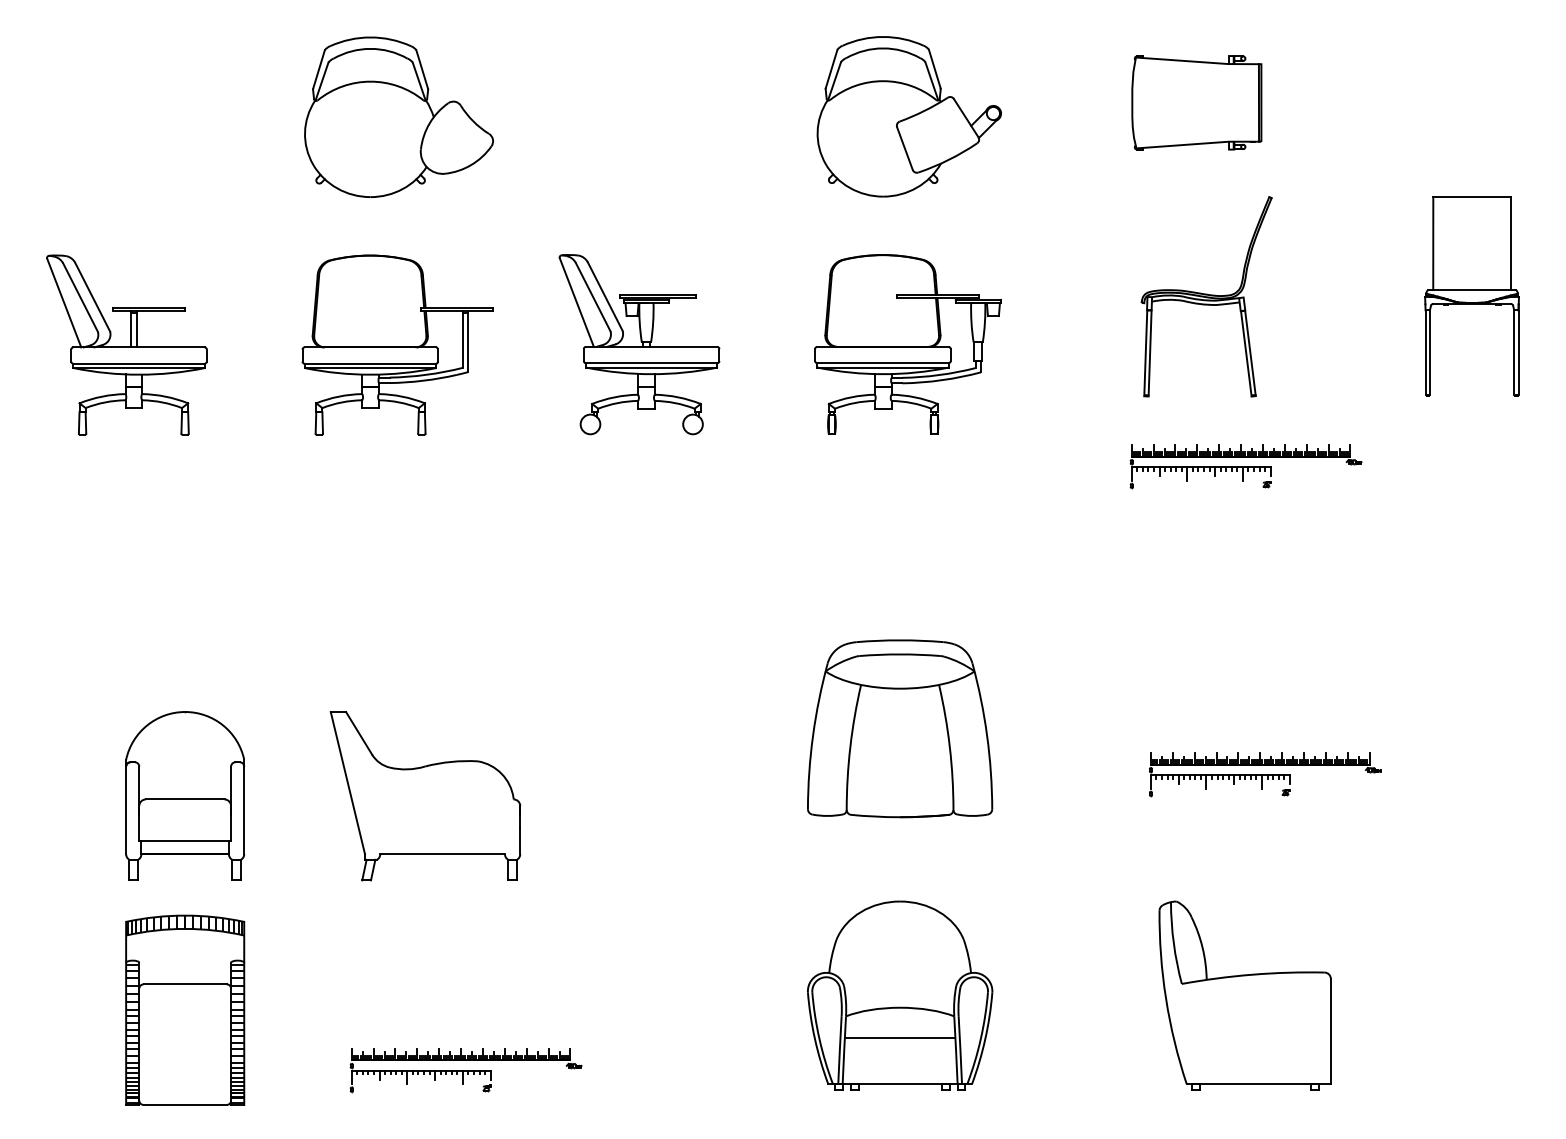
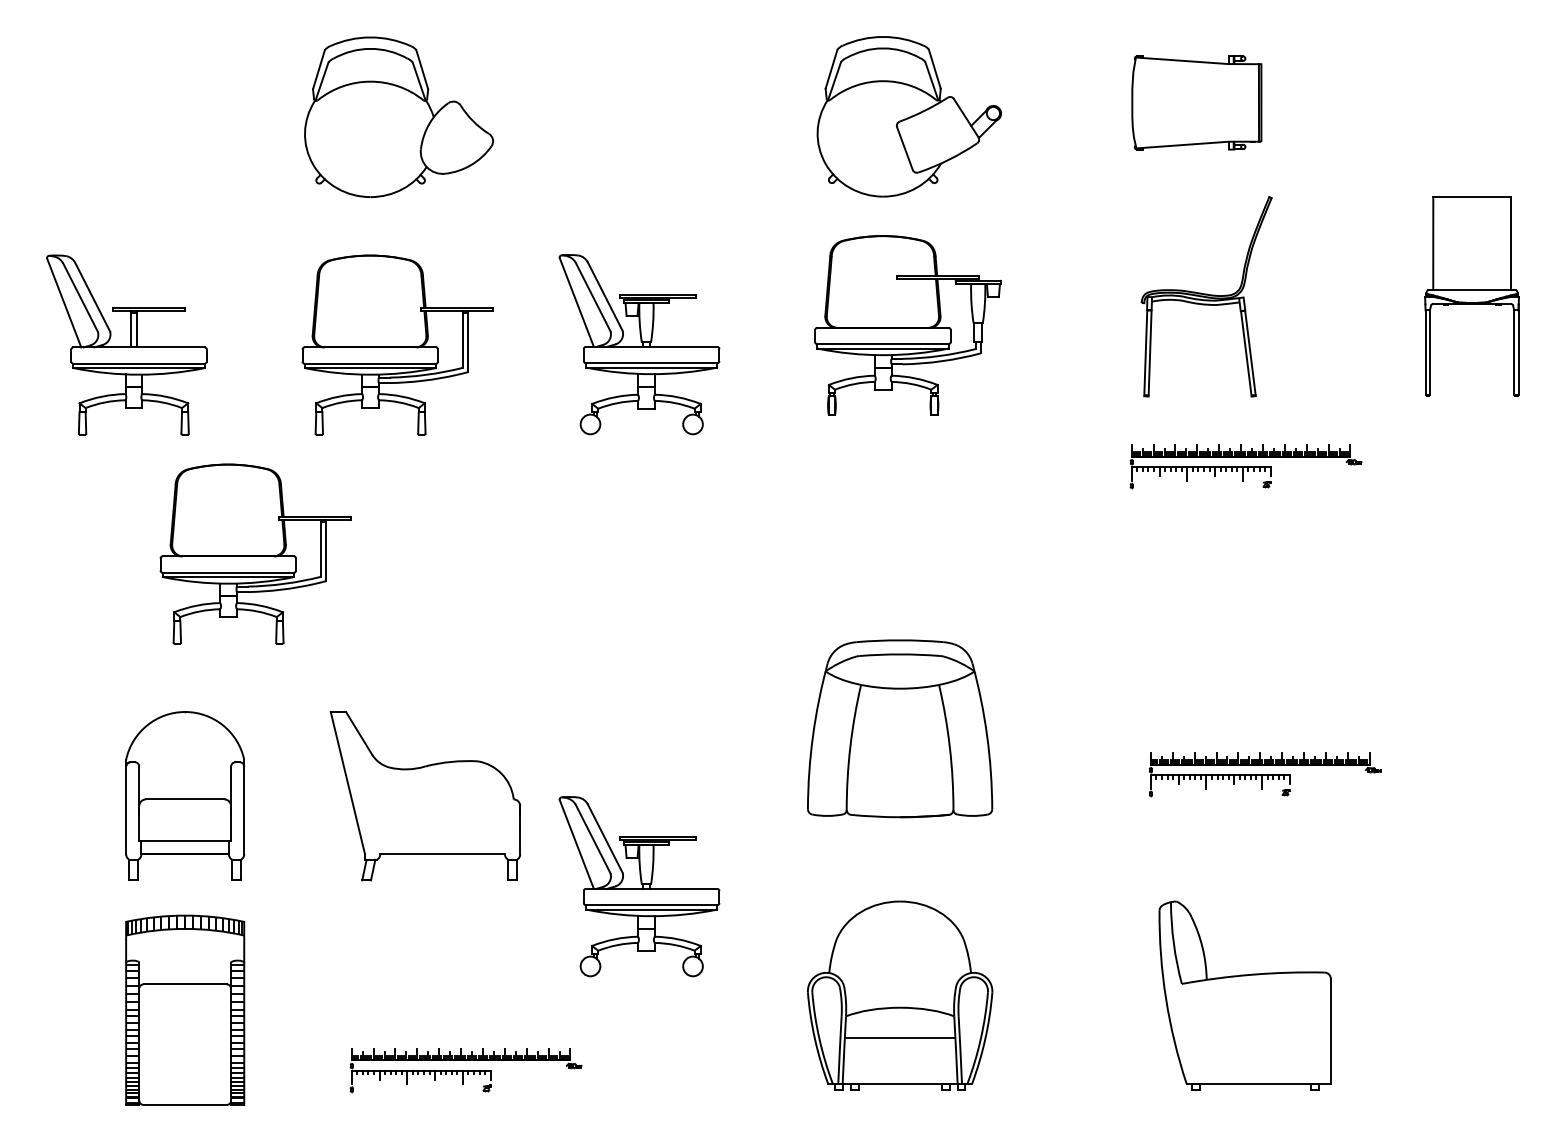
part position: (907, 344) -> (907, 325) (907, 325)
part: none -> present (255, 553)
part: none -> present (639, 886)
